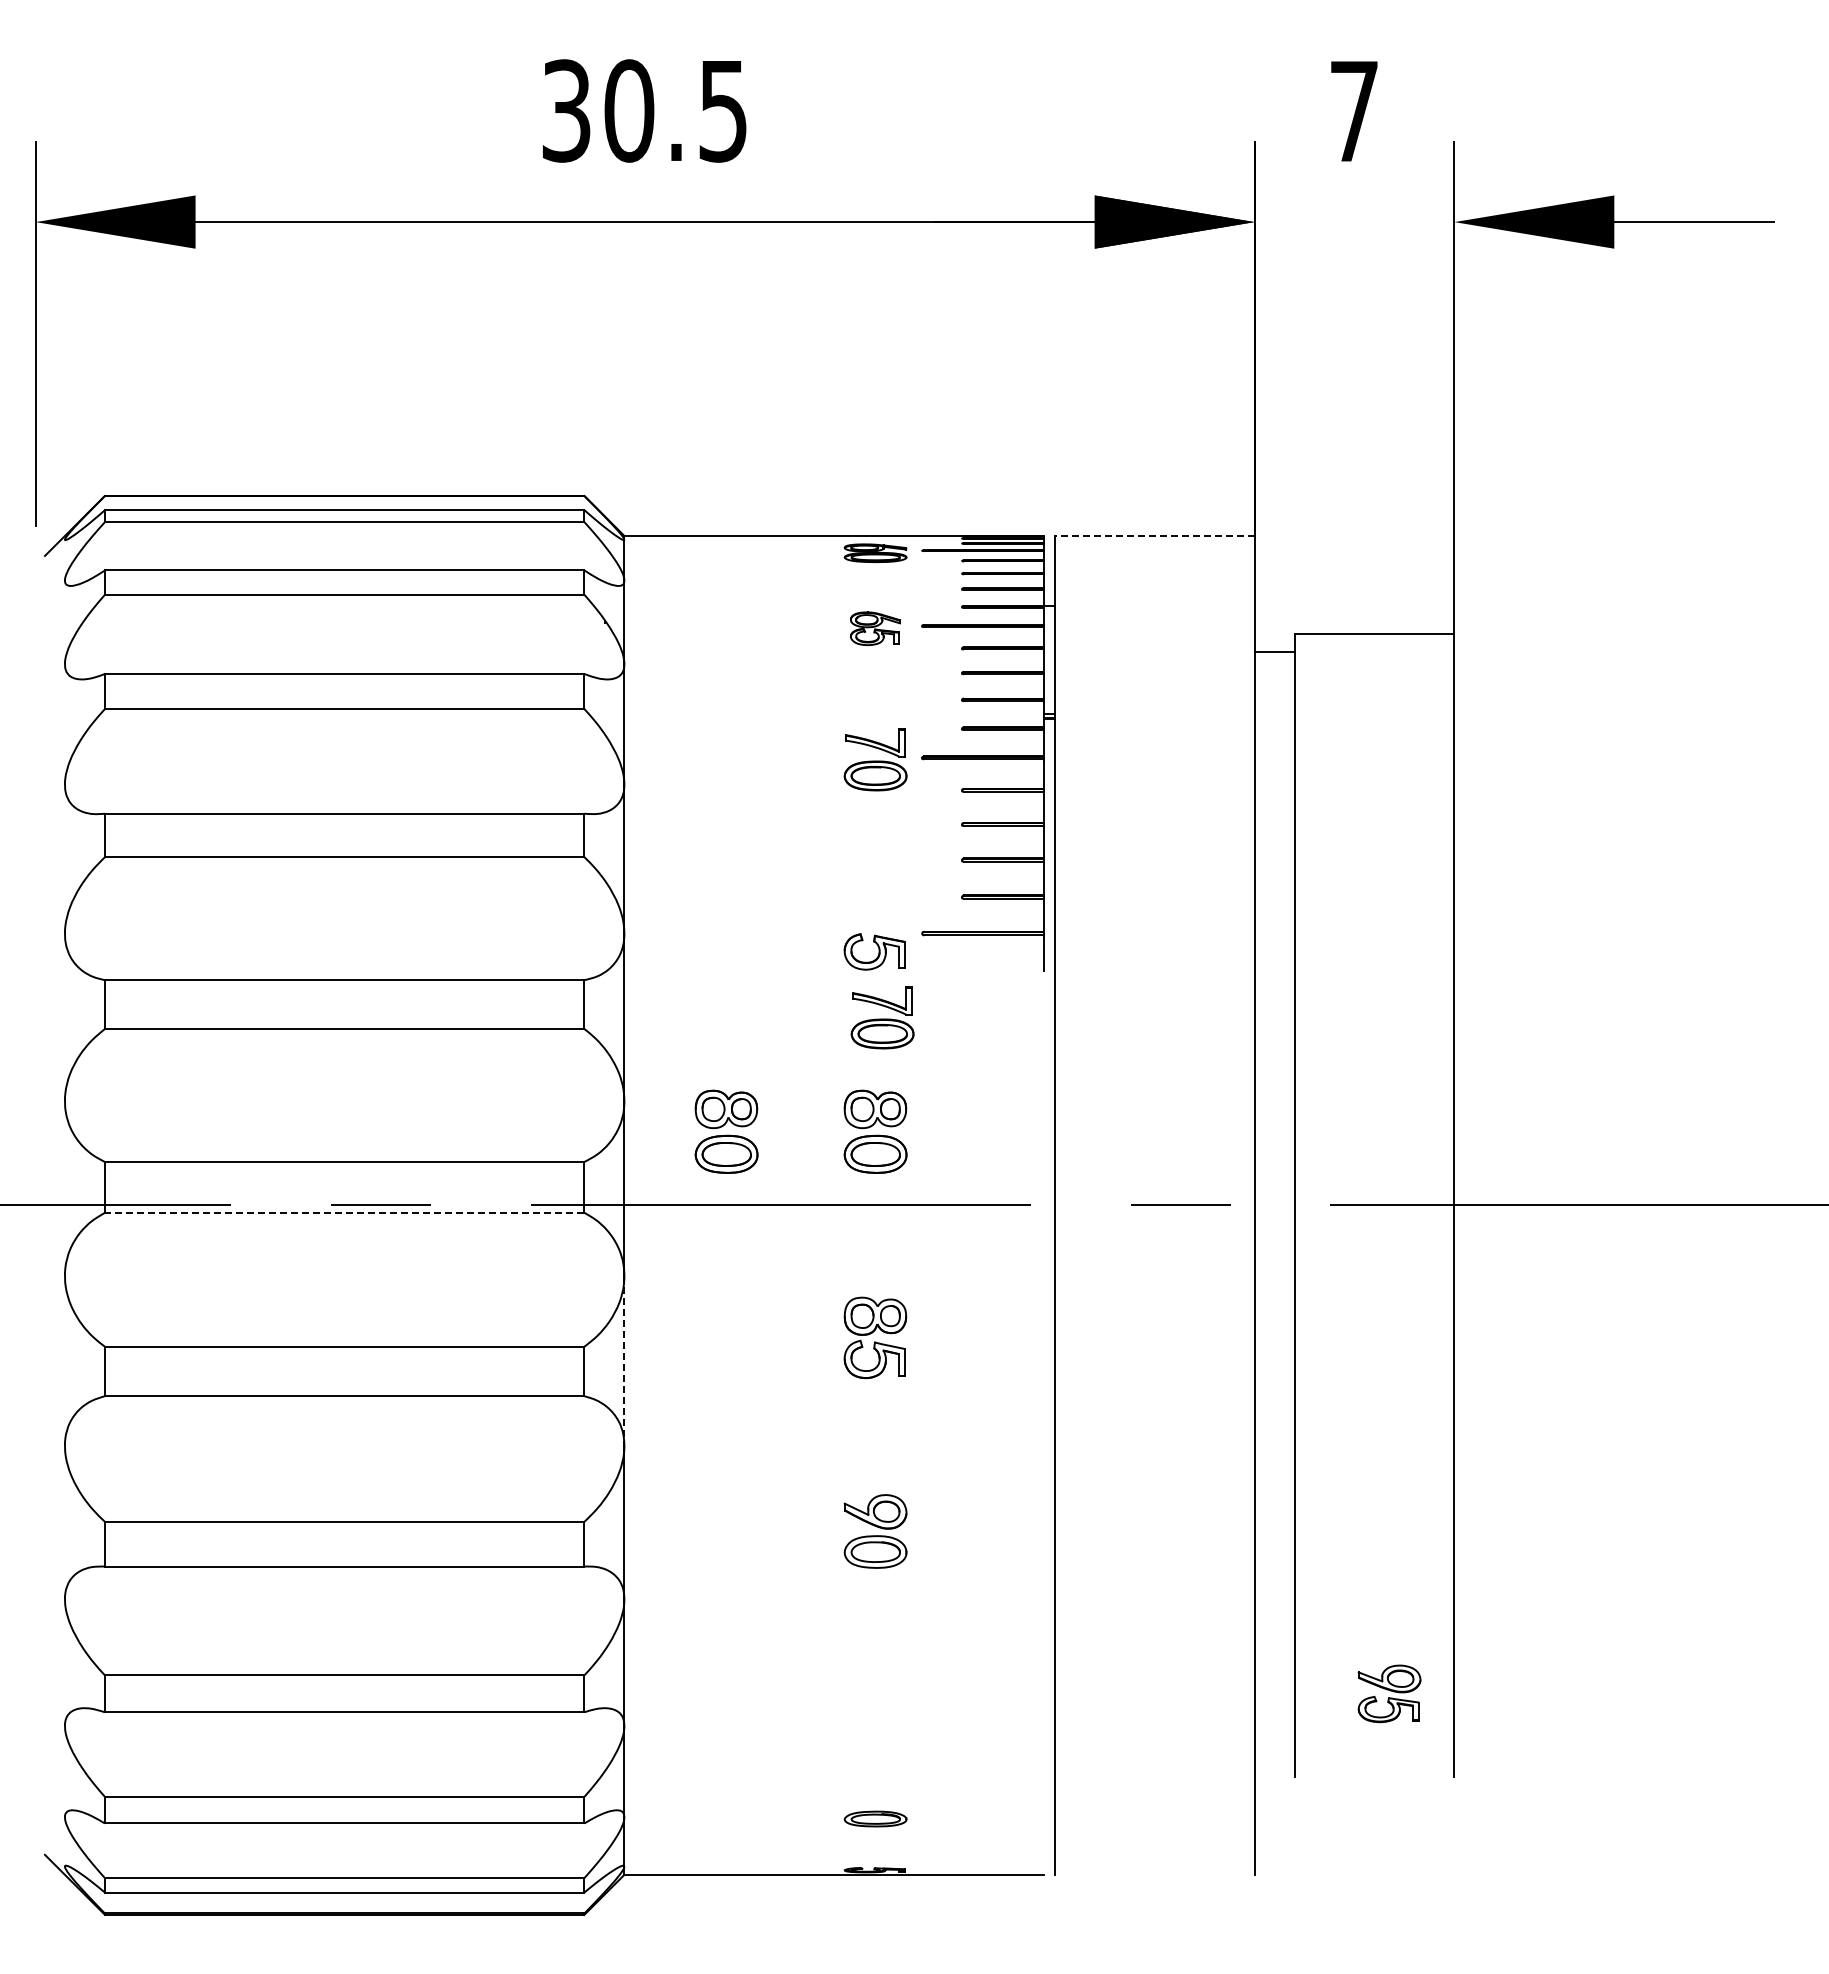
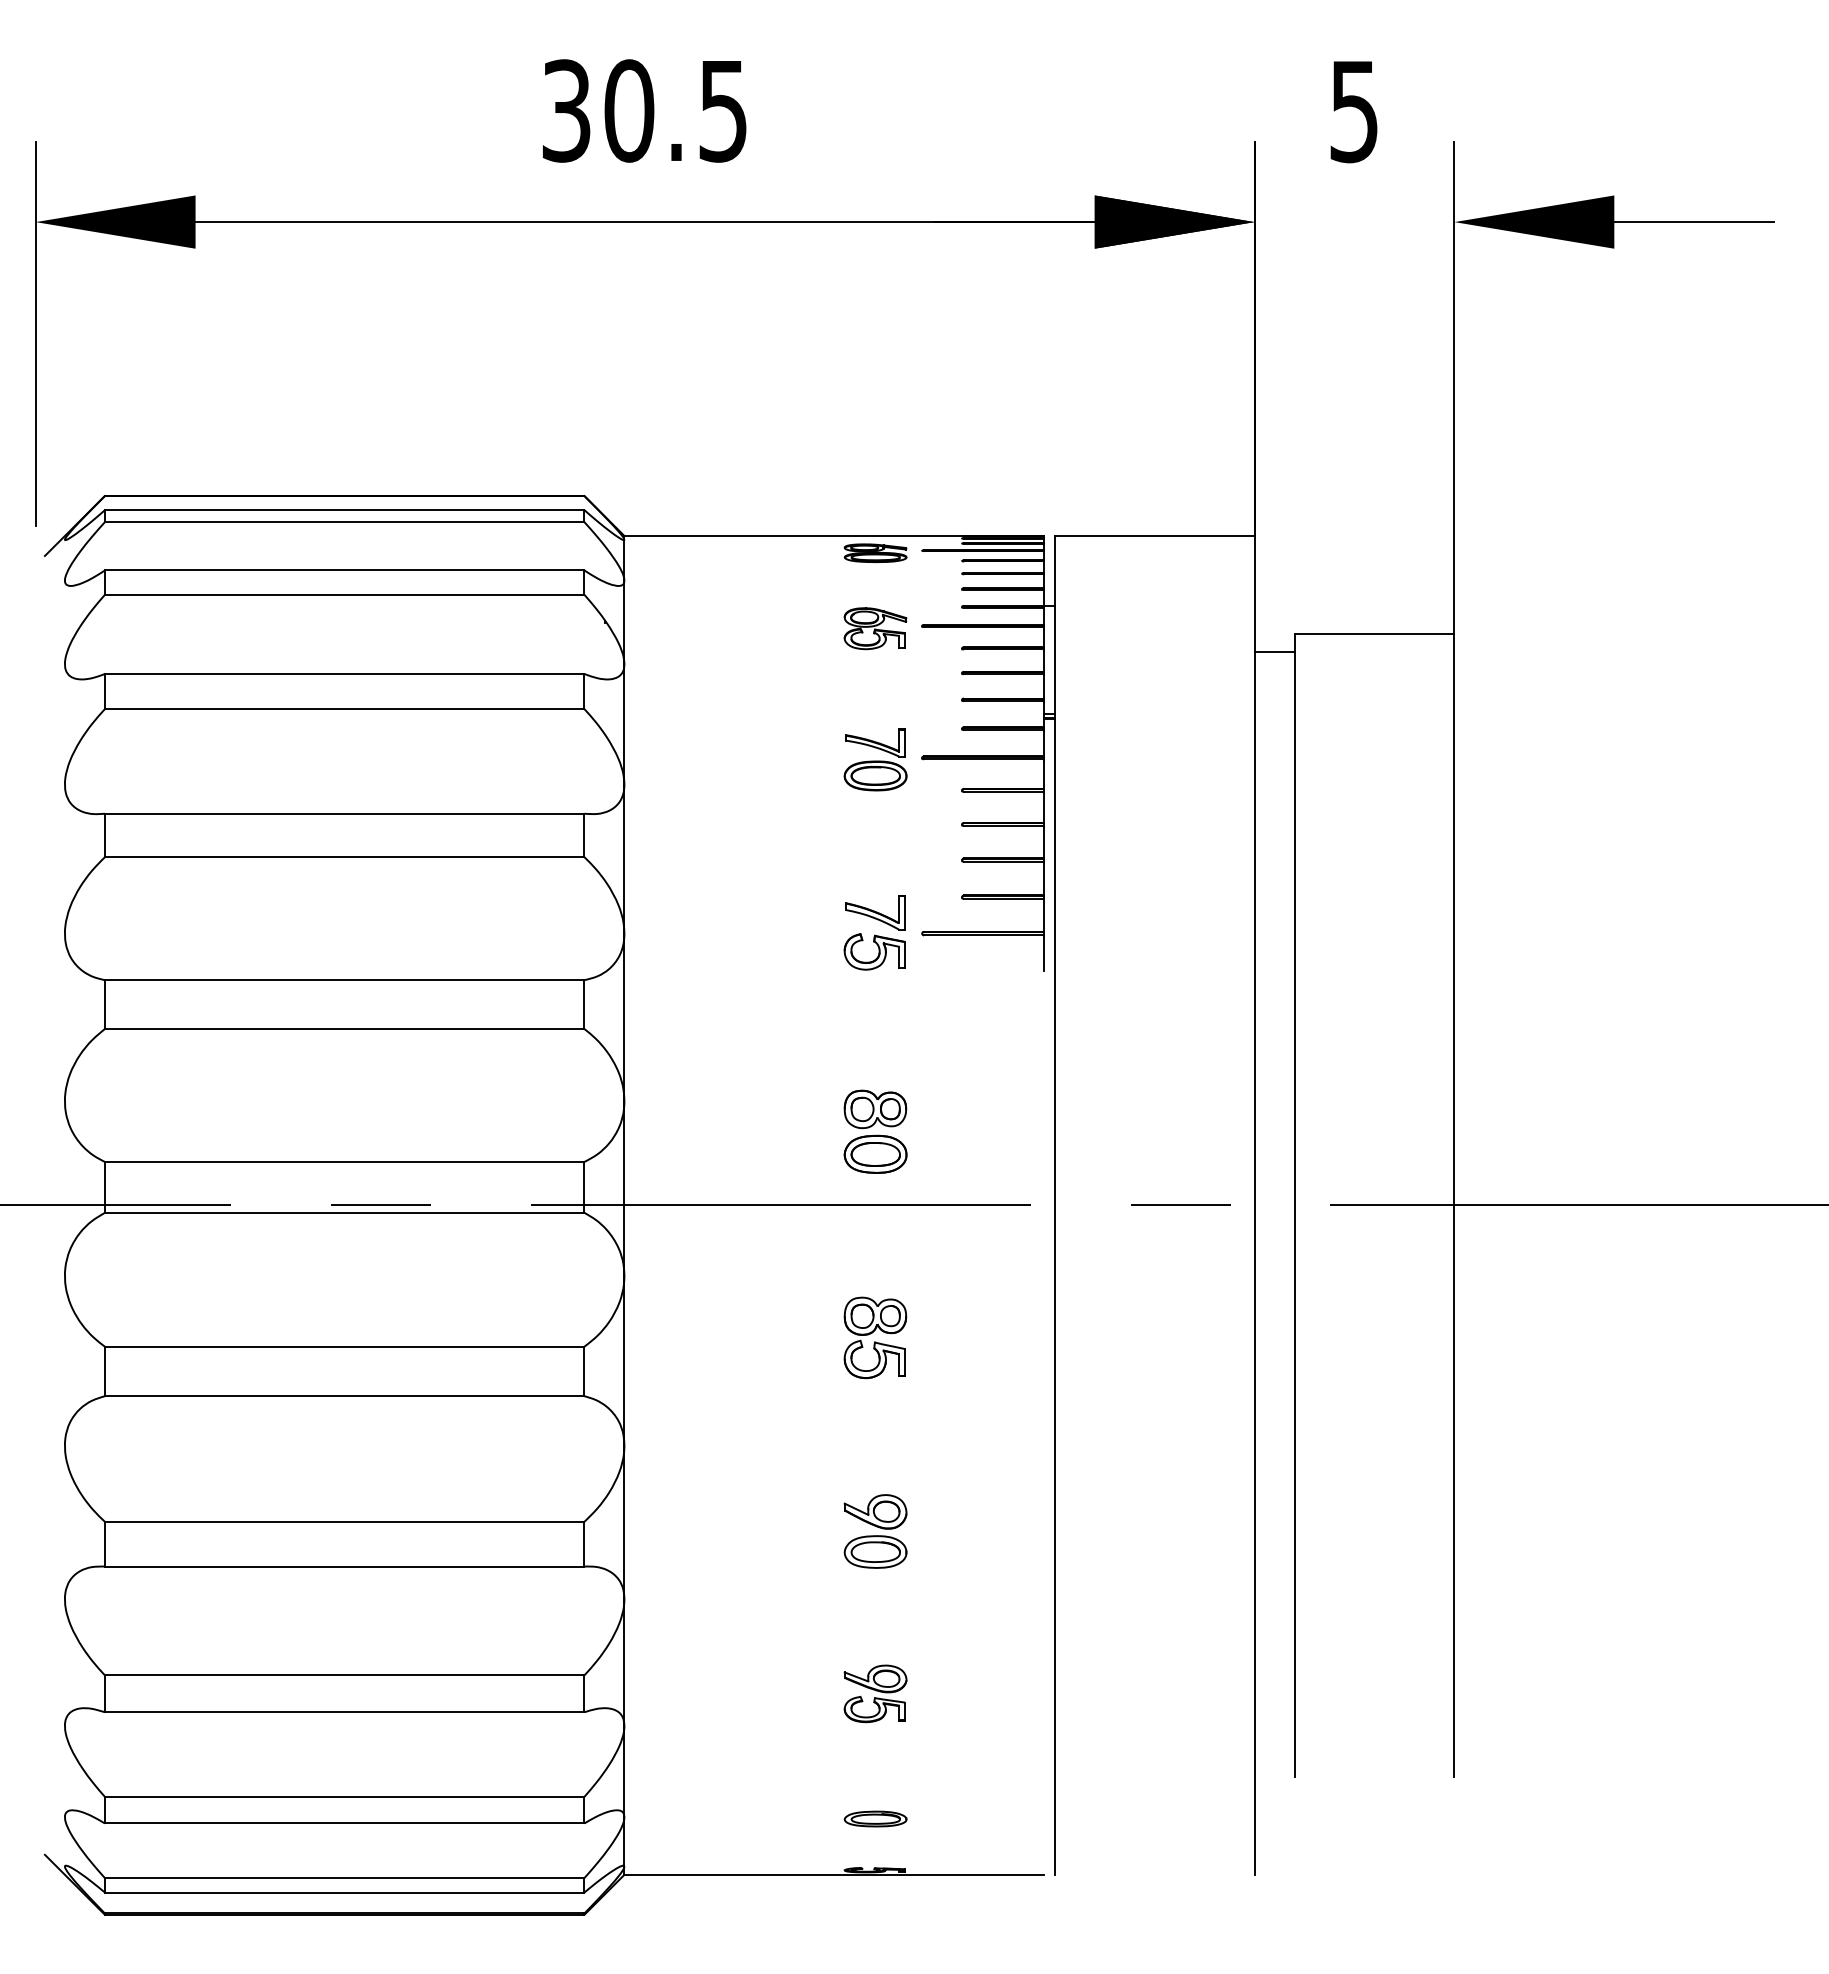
text: 7 -> 5 (1353, 112)
line: dashed -> solid (1154, 536)
part size: 51x36 px -> 65x44 px (875, 628)
part: none -> present (875, 912)
part: present -> none (882, 1017)
part: present -> none (726, 1131)
line: dashed -> solid (344, 1212)
line: dashed -> solid (624, 1360)
part position: (1389, 1693) -> (875, 1693) (875, 1693)
